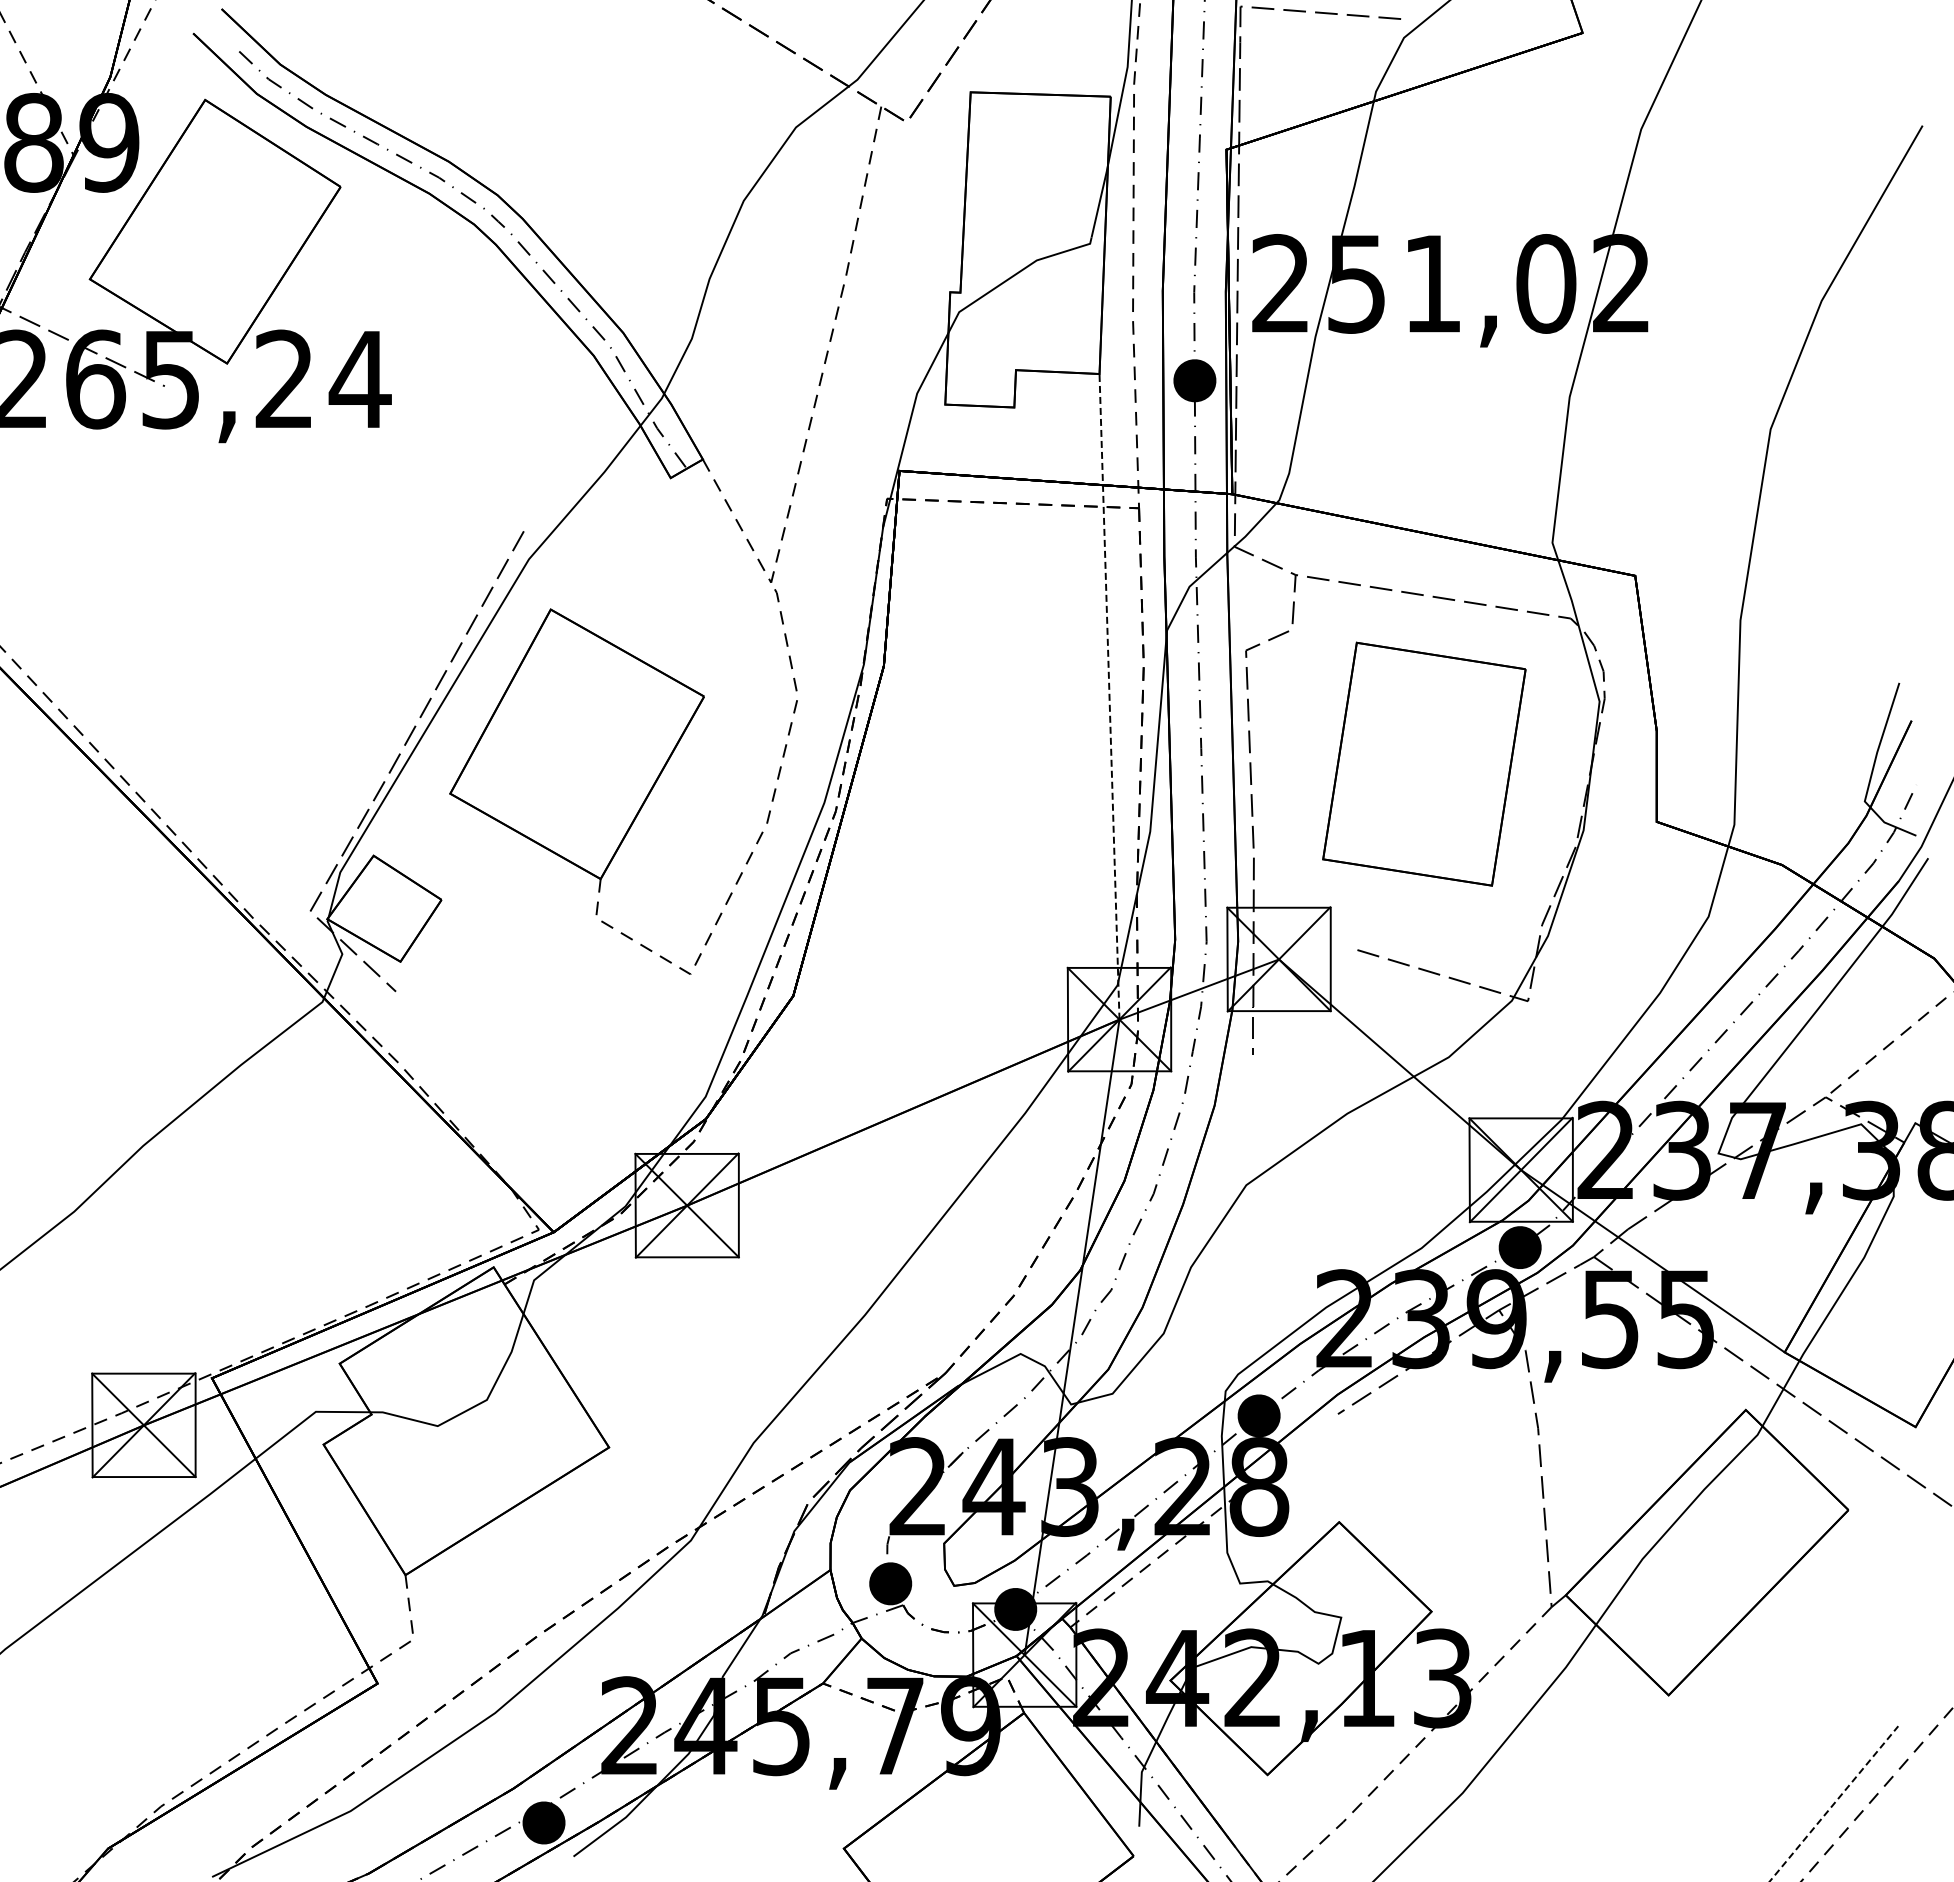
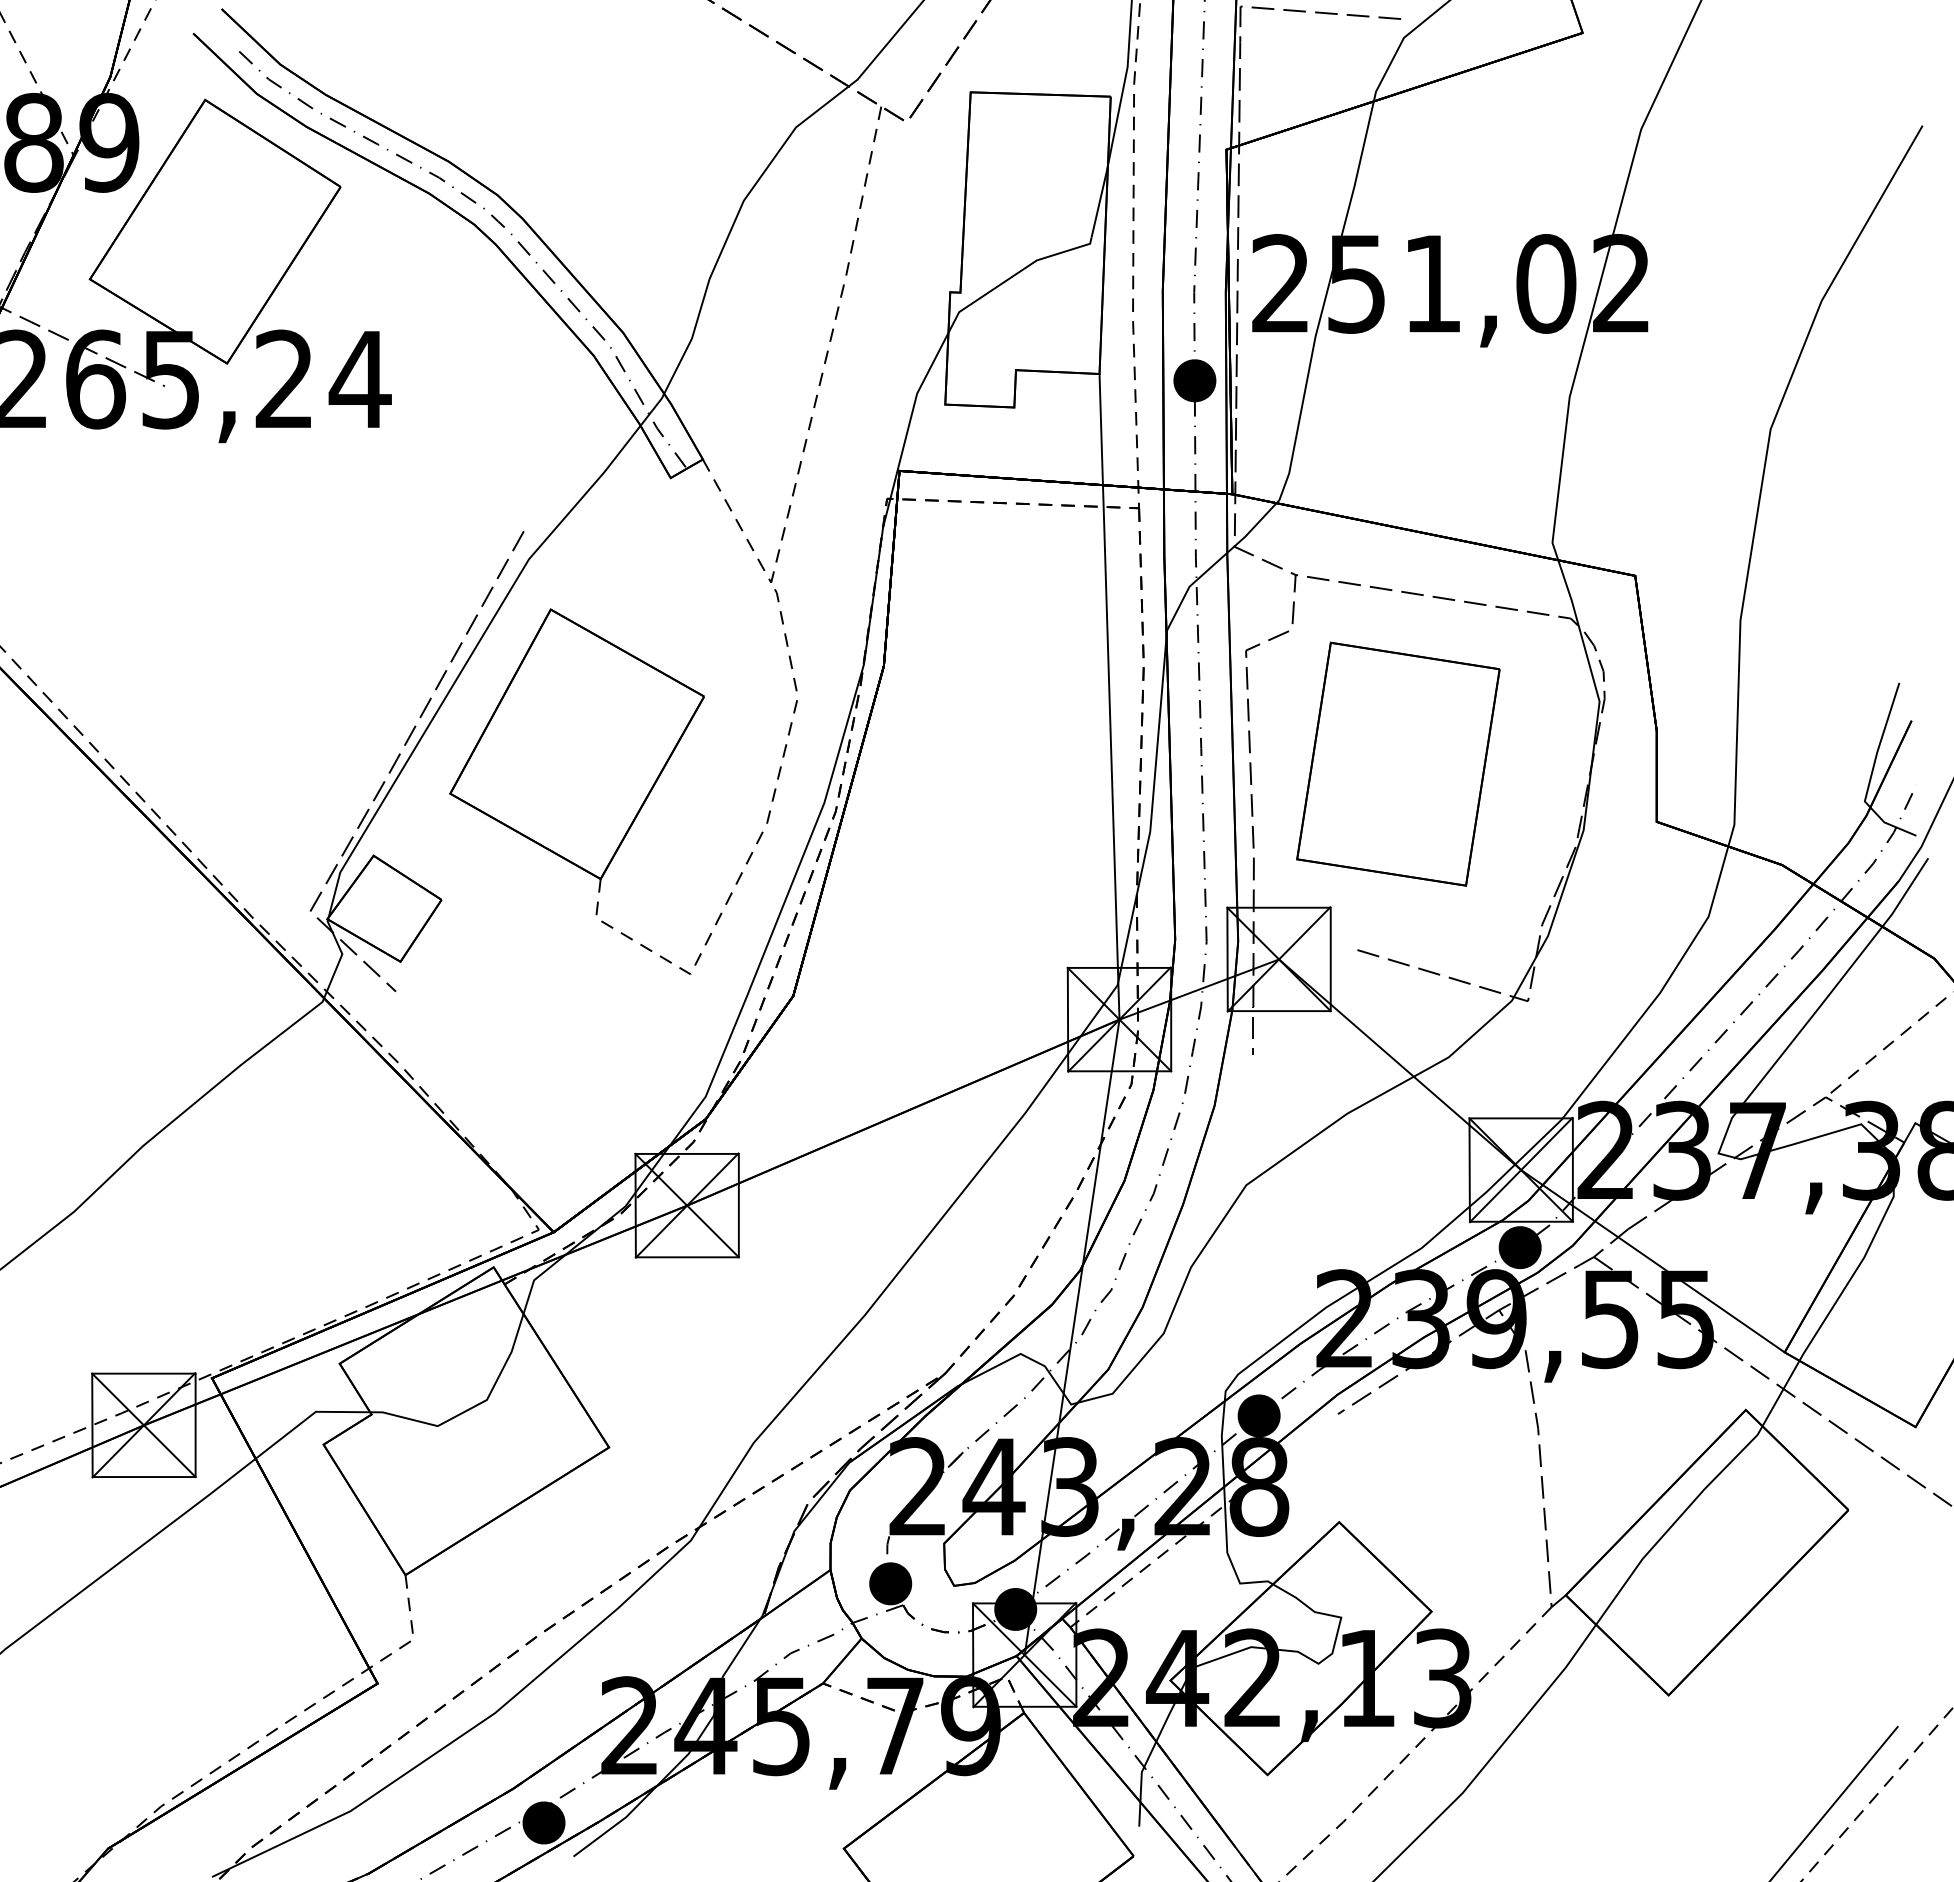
line: dashed -> solid (1109, 696)
part position: (1424, 763) -> (1398, 763) (1398, 763)
line: dashed -> solid (1834, 1803)
